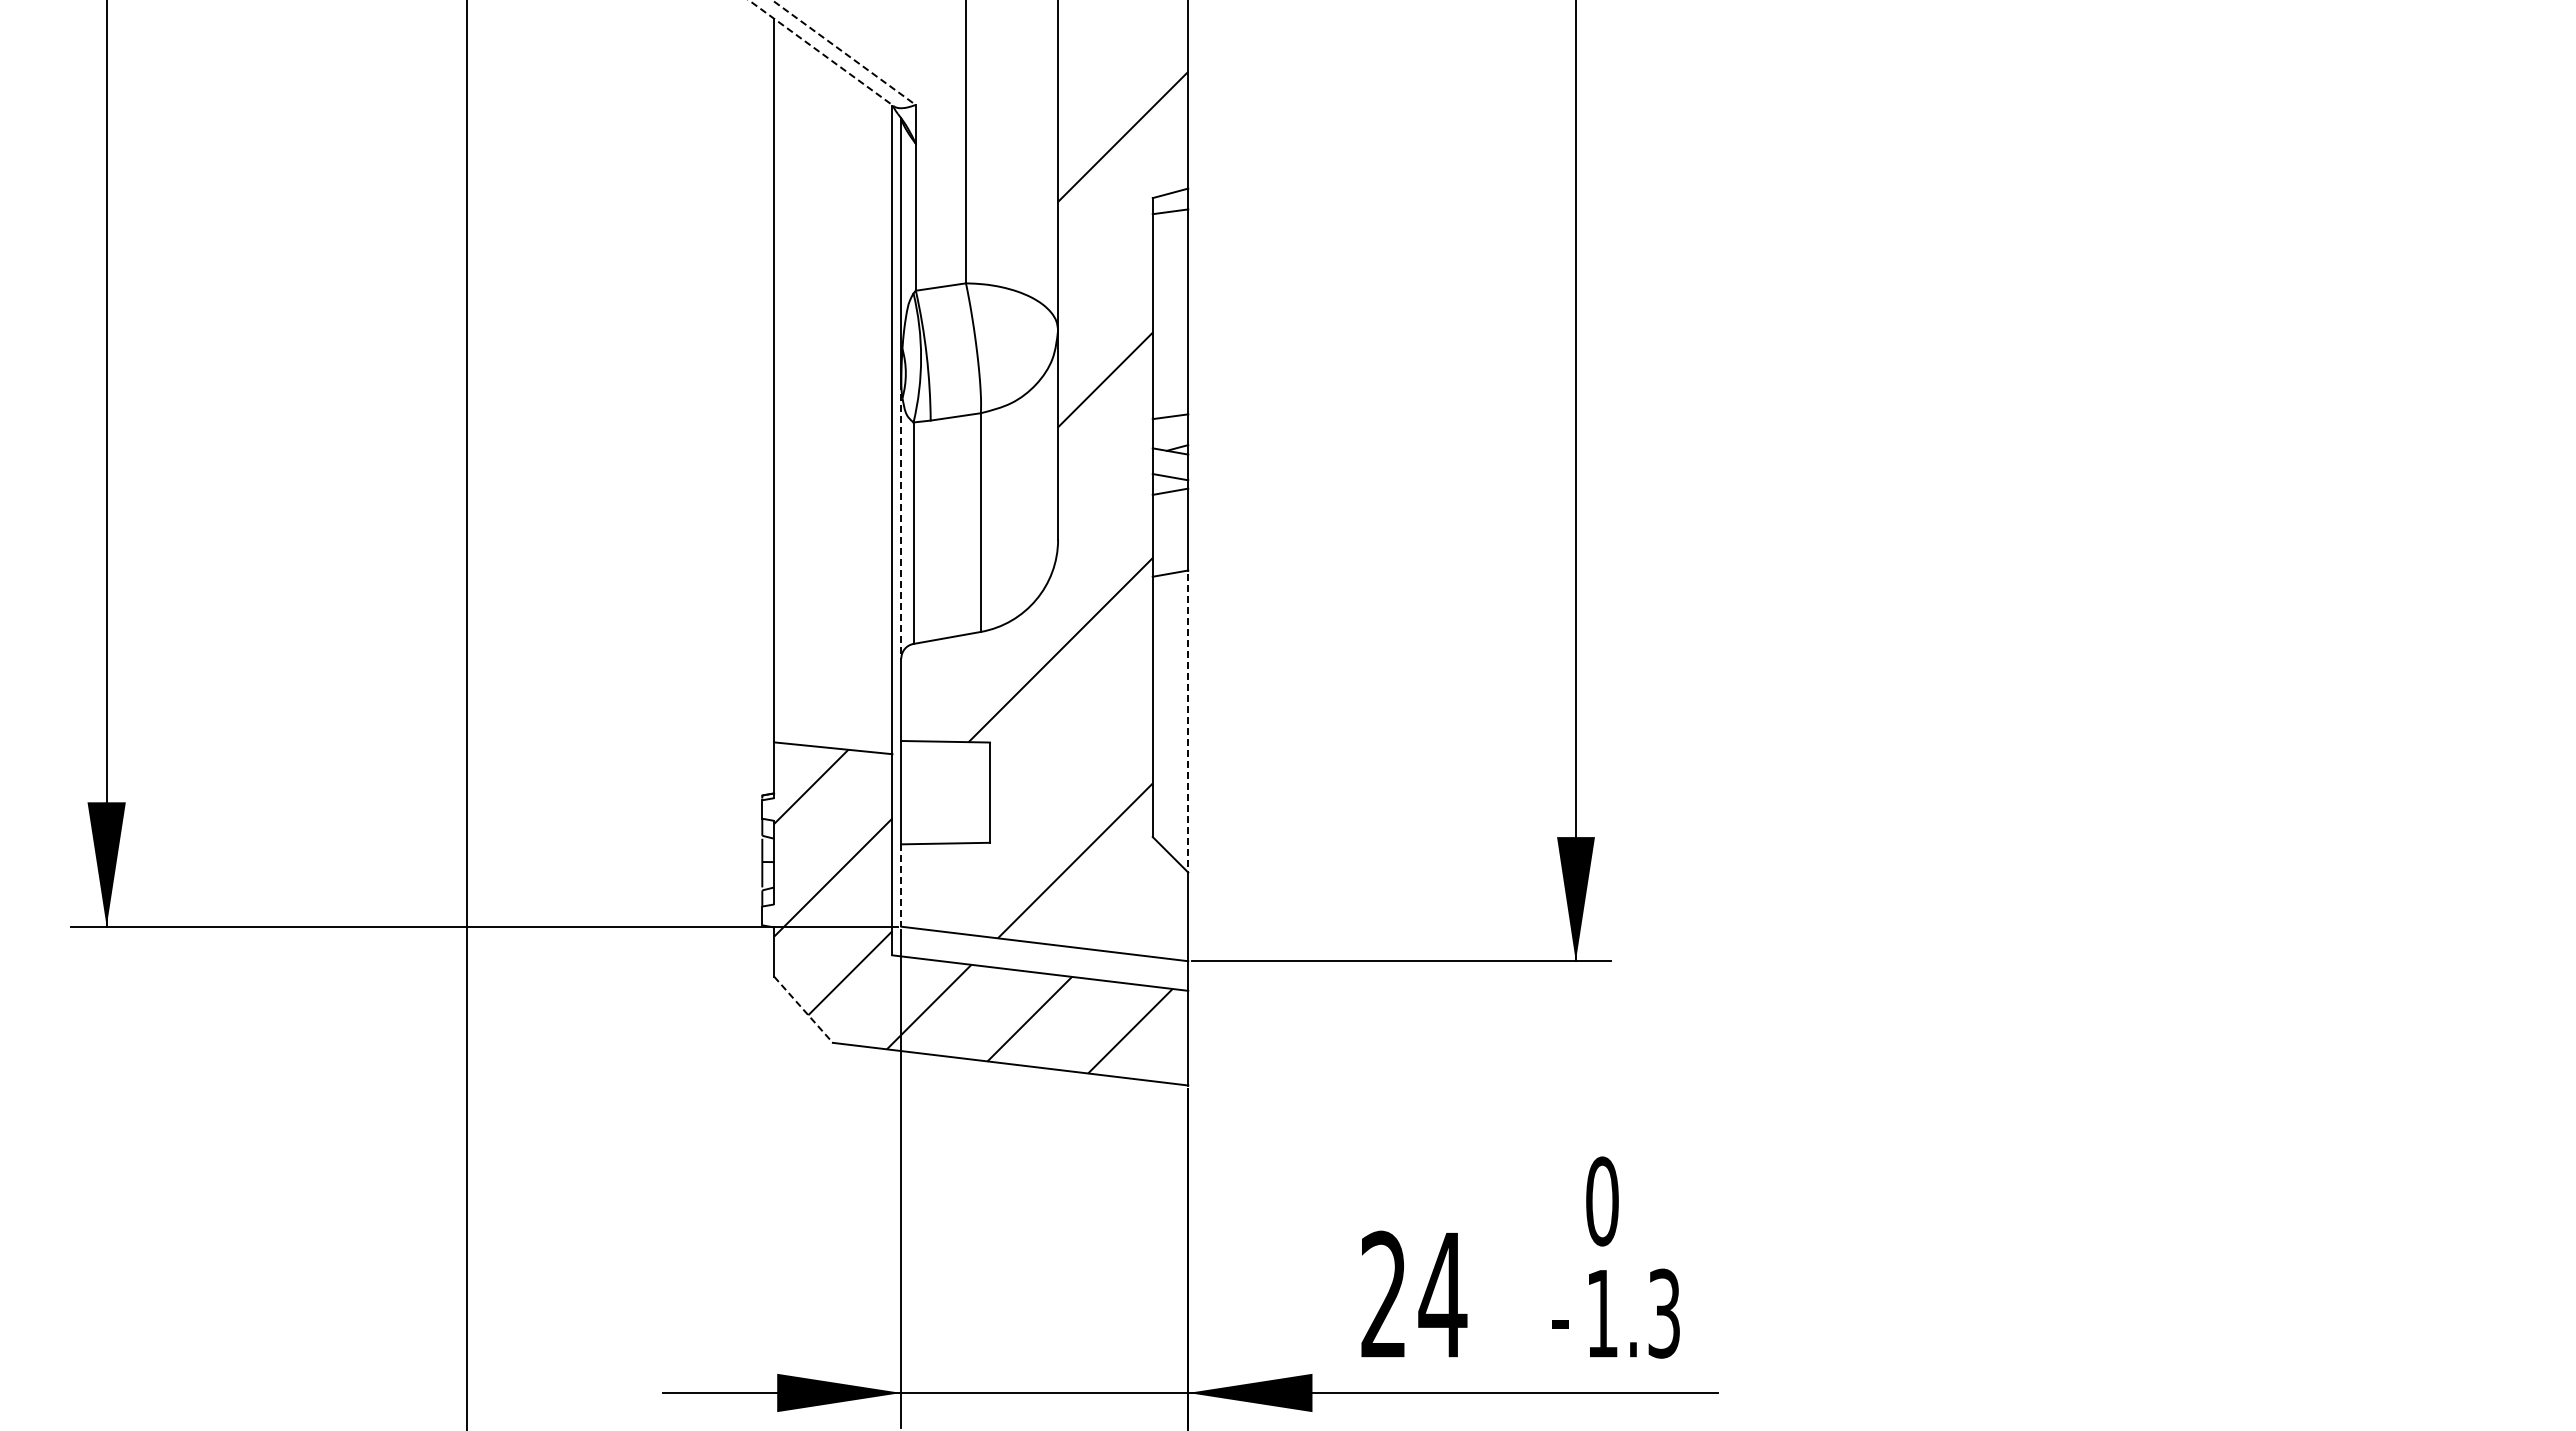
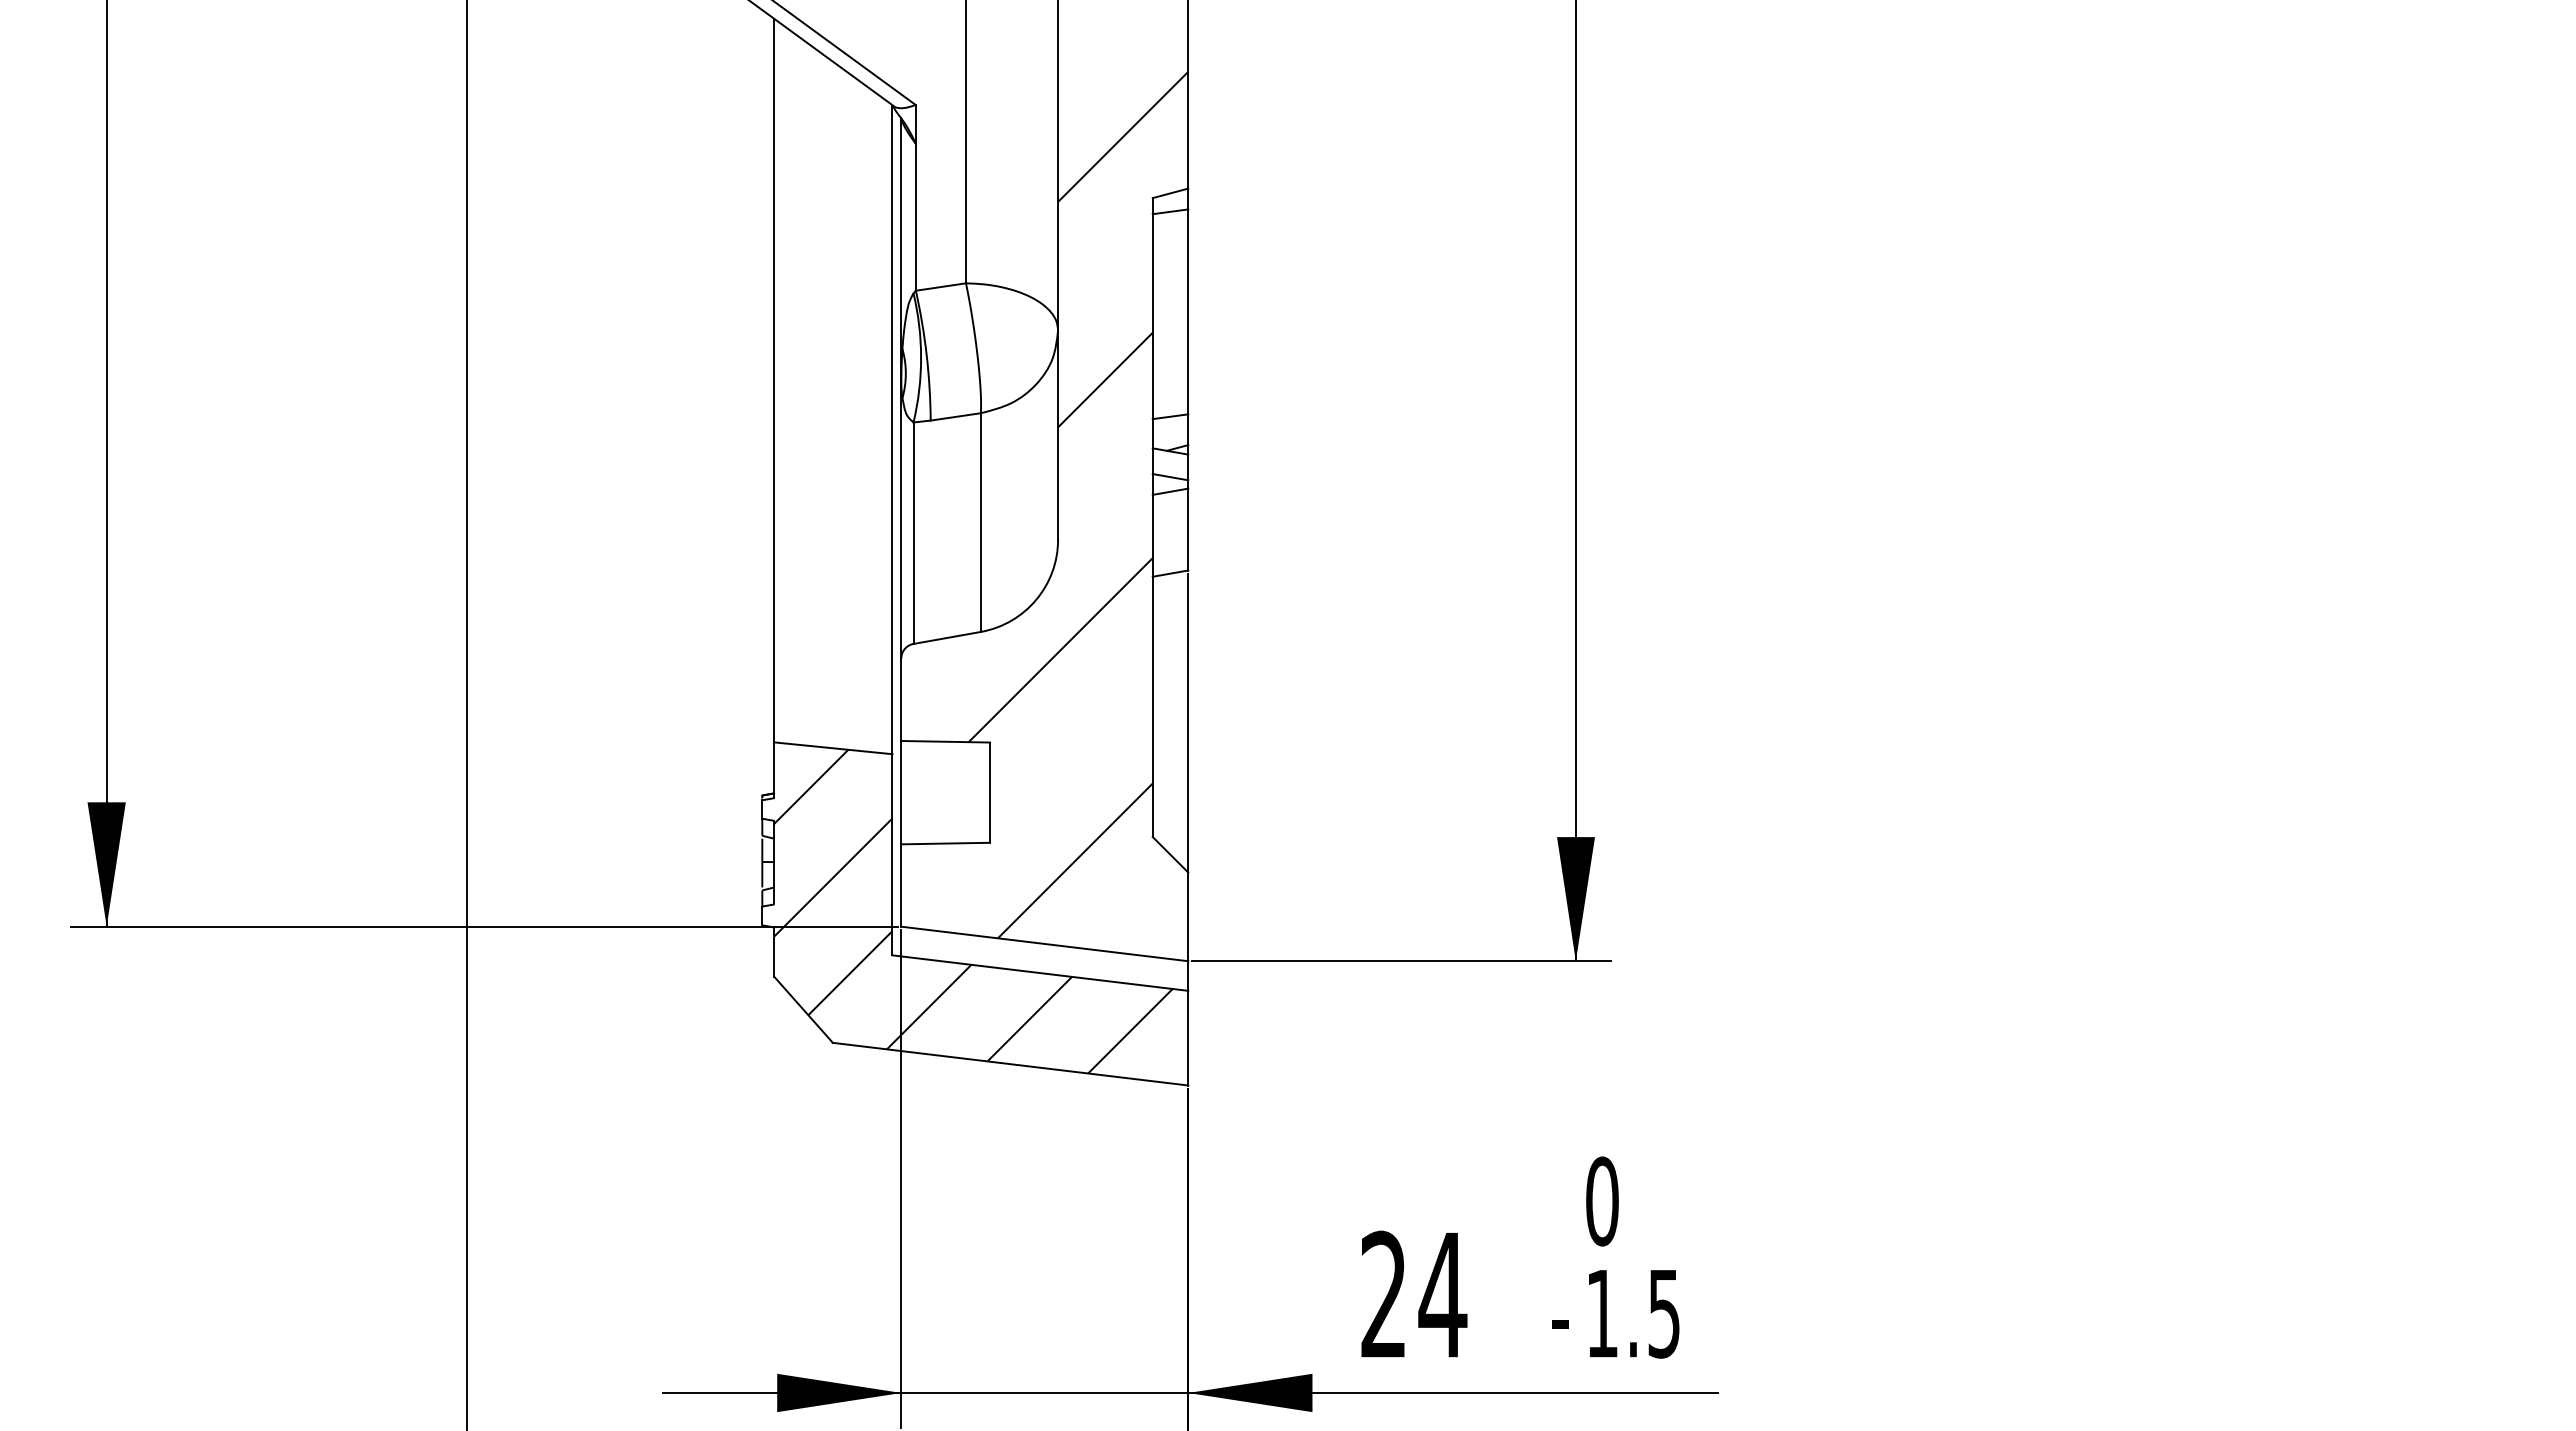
line: dashed -> solid (843, 52)
line: dashed -> solid (821, 53)
line: dashed -> solid (901, 520)
line: dashed -> solid (1188, 723)
line: dashed -> solid (901, 886)
line: dashed -> solid (803, 1010)
text: 1.3 -> 1.5 (1664, 1313)
